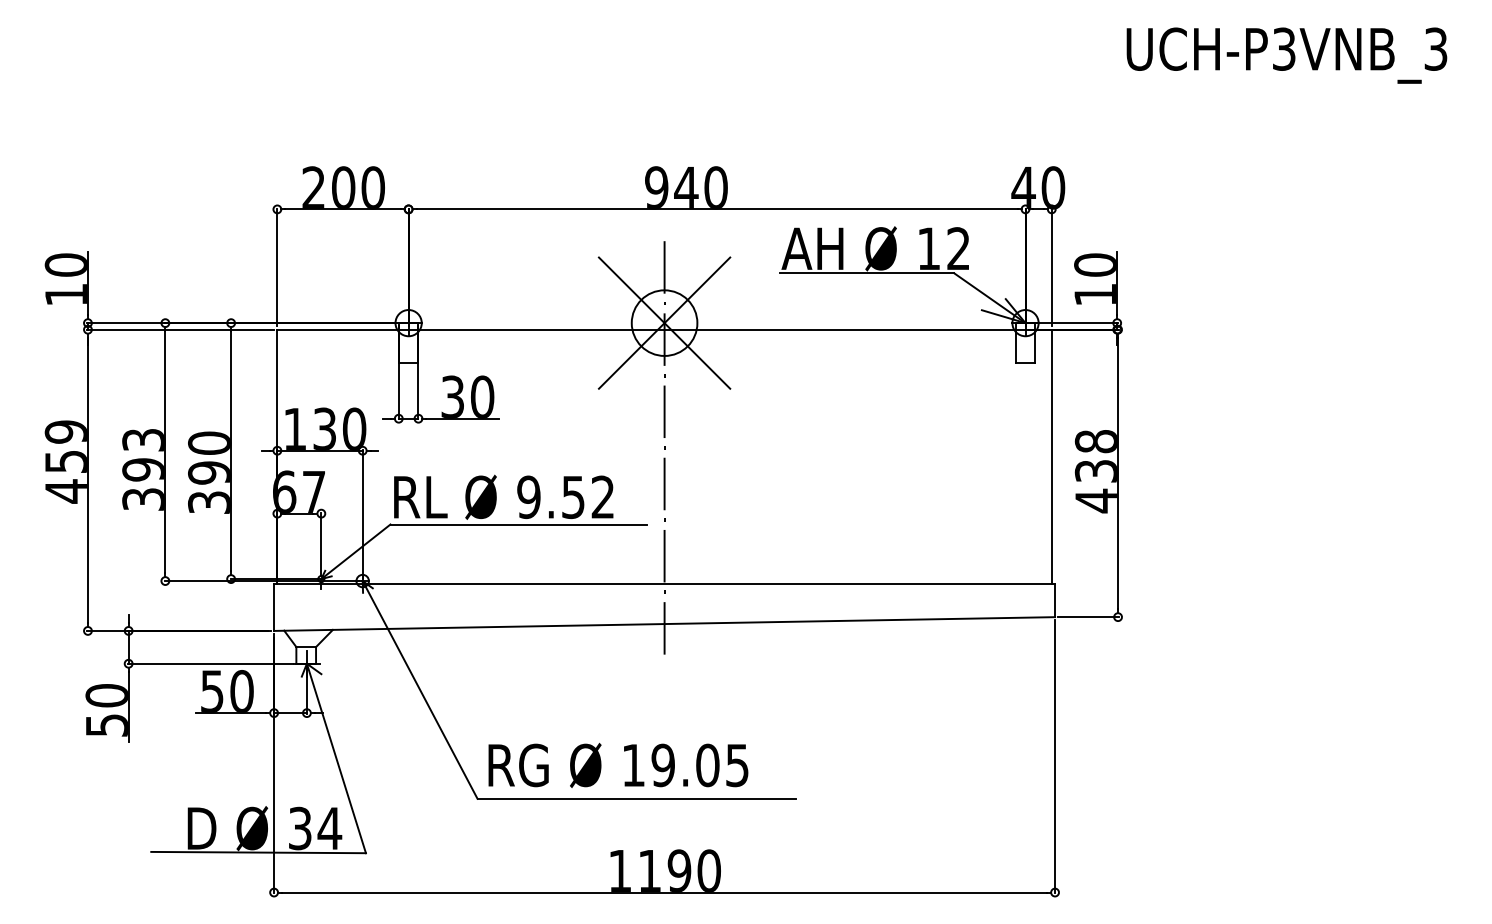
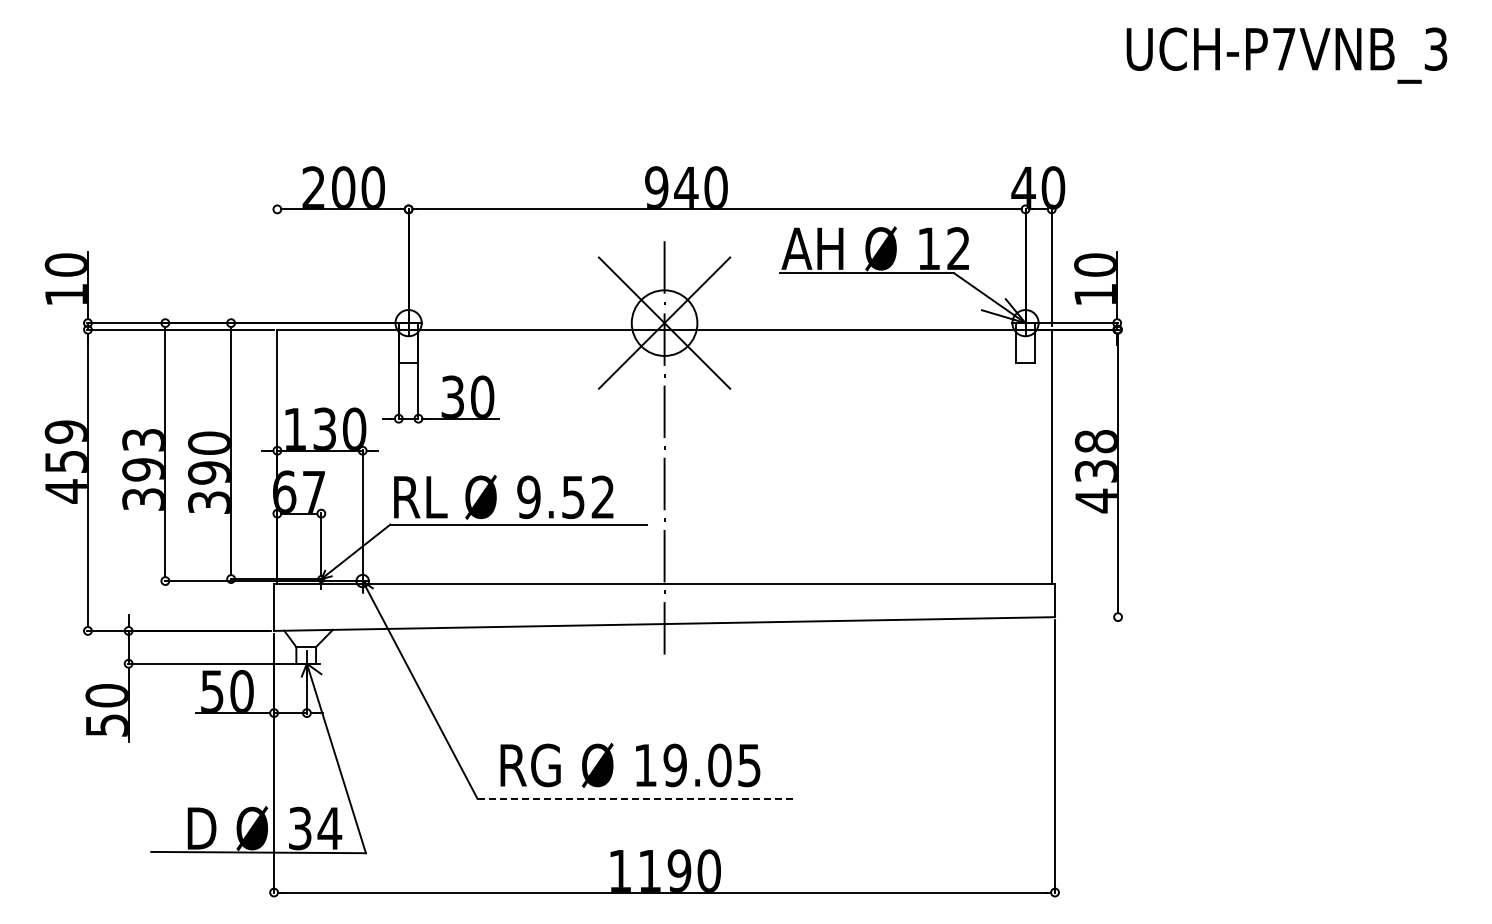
text: UCH-P3VNB_3 -> UCH-P7VNB_3 (1284, 48)
line: present -> none (277, 267)
line: present -> none (1088, 617)
text position: (618, 764) -> (630, 764) (630, 764)
line: solid -> dashed (637, 798)
